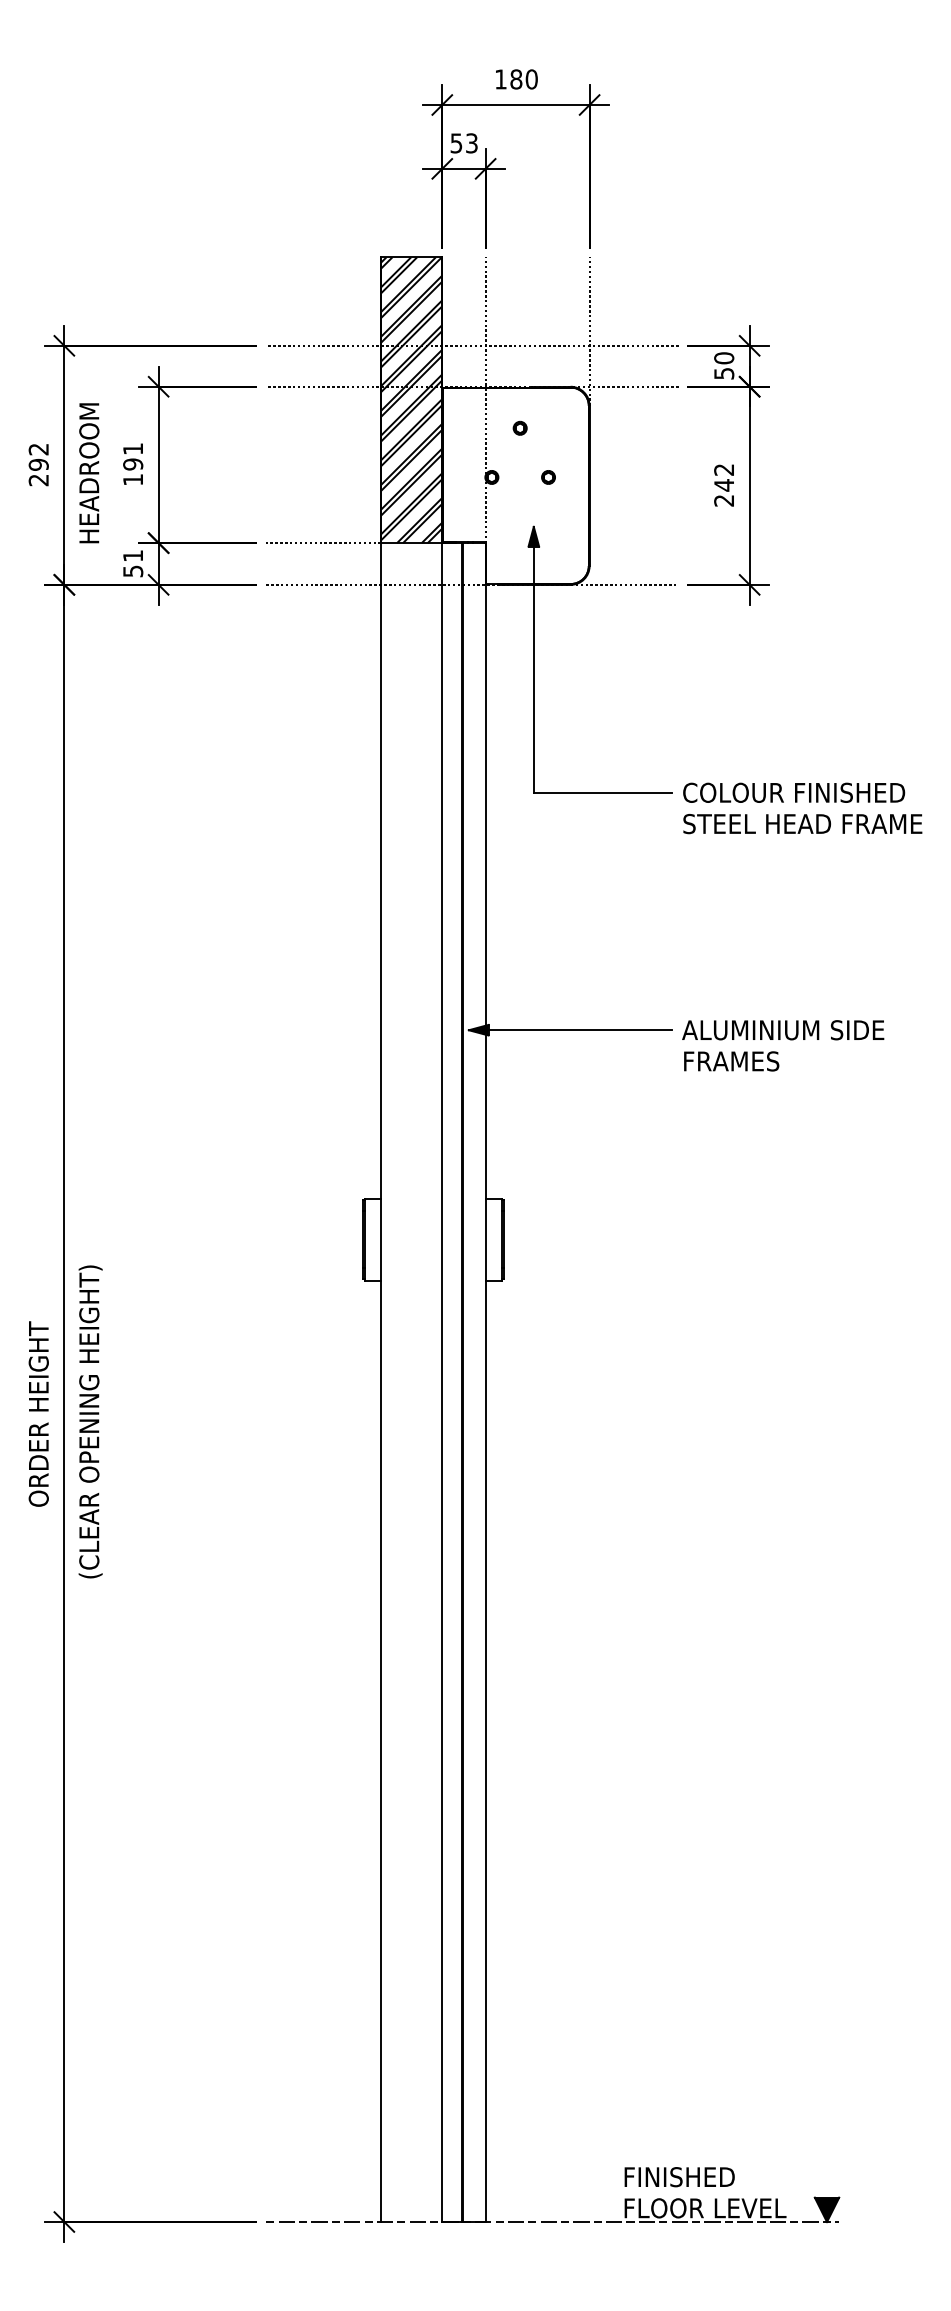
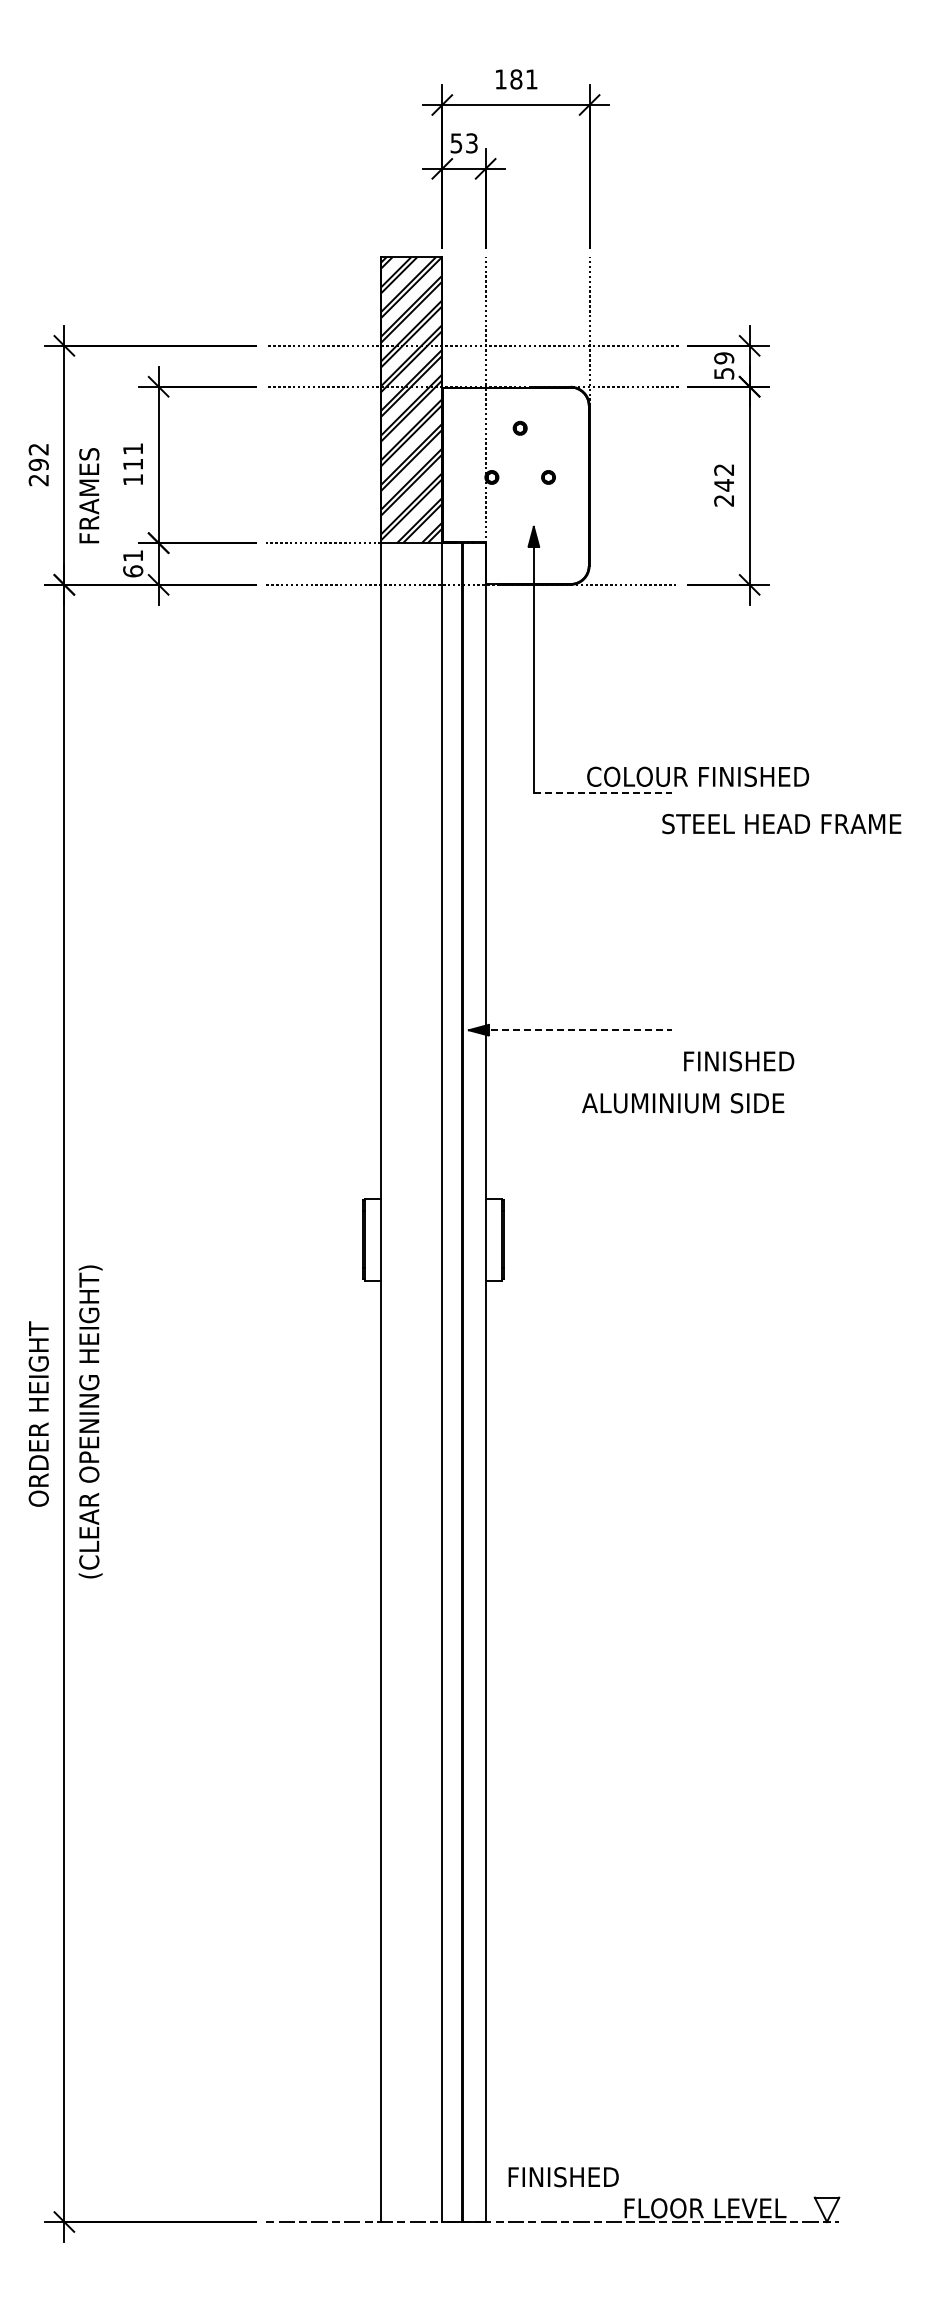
text: 180 -> 181 (531, 79)
text: 50 -> 59 (724, 358)
text: 191 -> 111 (133, 464)
text: HEADROOM -> FRAMES (89, 471)
text: 51 -> 61 (133, 571)
line: solid -> dashed (602, 792)
text position: (794, 792) -> (698, 776) (698, 776)
text position: (802, 824) -> (781, 824) (781, 824)
line: solid -> dashed (570, 1030)
text position: (783, 1030) -> (683, 1103) (683, 1103)
text: FRAMES -> FINISHED (747, 1061)
text position: (679, 2177) -> (563, 2177) (563, 2177)
fill: present -> none (826, 2209)
